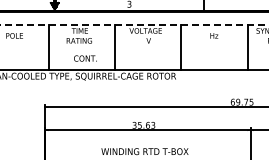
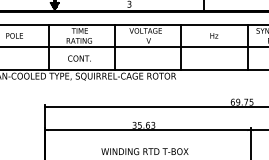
line: dashed -> solid (135, 24)
line: none -> present (133, 47)
text position: (85, 58) -> (79, 58) (79, 58)
